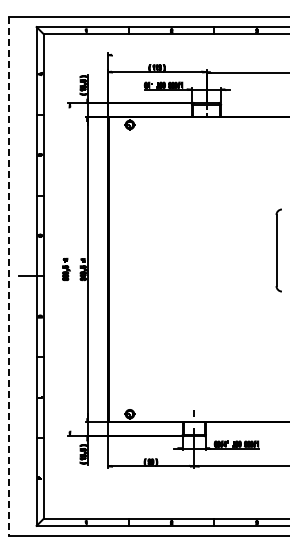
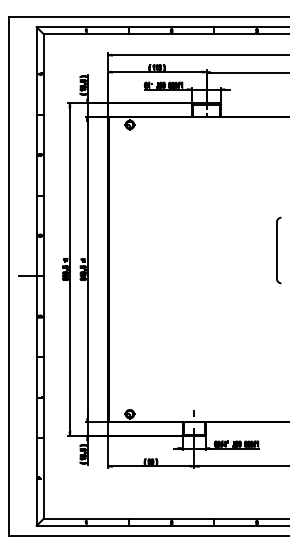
line: none -> present (199, 55)
part size: 7x85 px -> 6x69 px (278, 250)
line: none -> present (69, 269)
line: dashed -> solid (8, 276)
